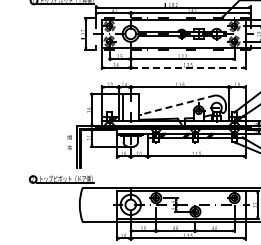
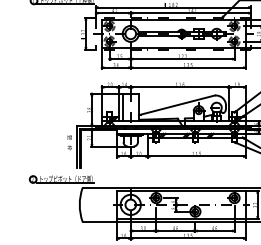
line: dashed -> solid (188, 67)
line: dashed -> solid (177, 105)
